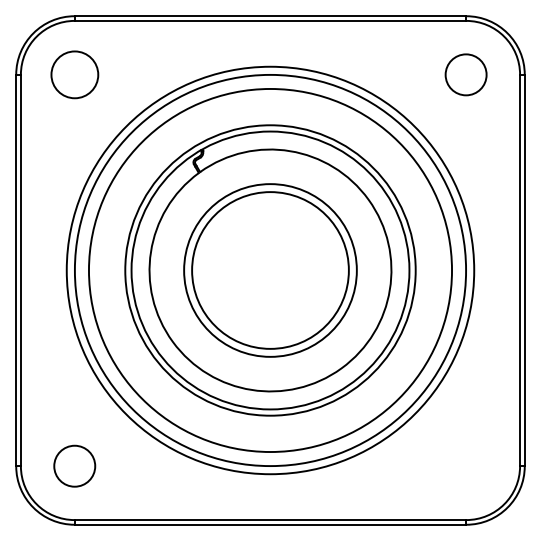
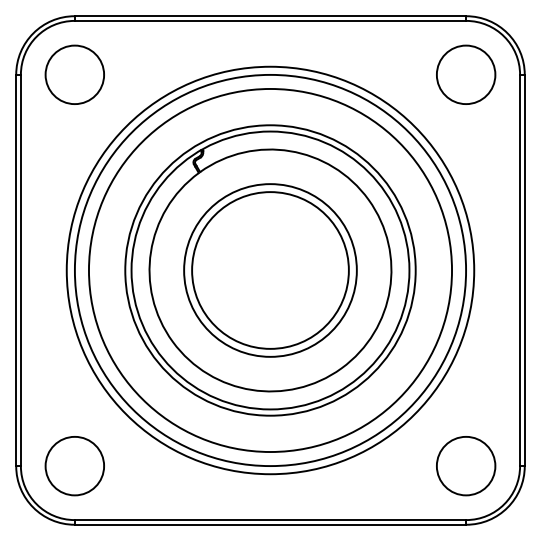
circle diameter: 47 px -> 59 px (74, 74)
circle diameter: 41 px -> 59 px (465, 74)
circle size: 44x44 px -> 61x61 px (74, 466)
circle: none -> present (466, 466)
